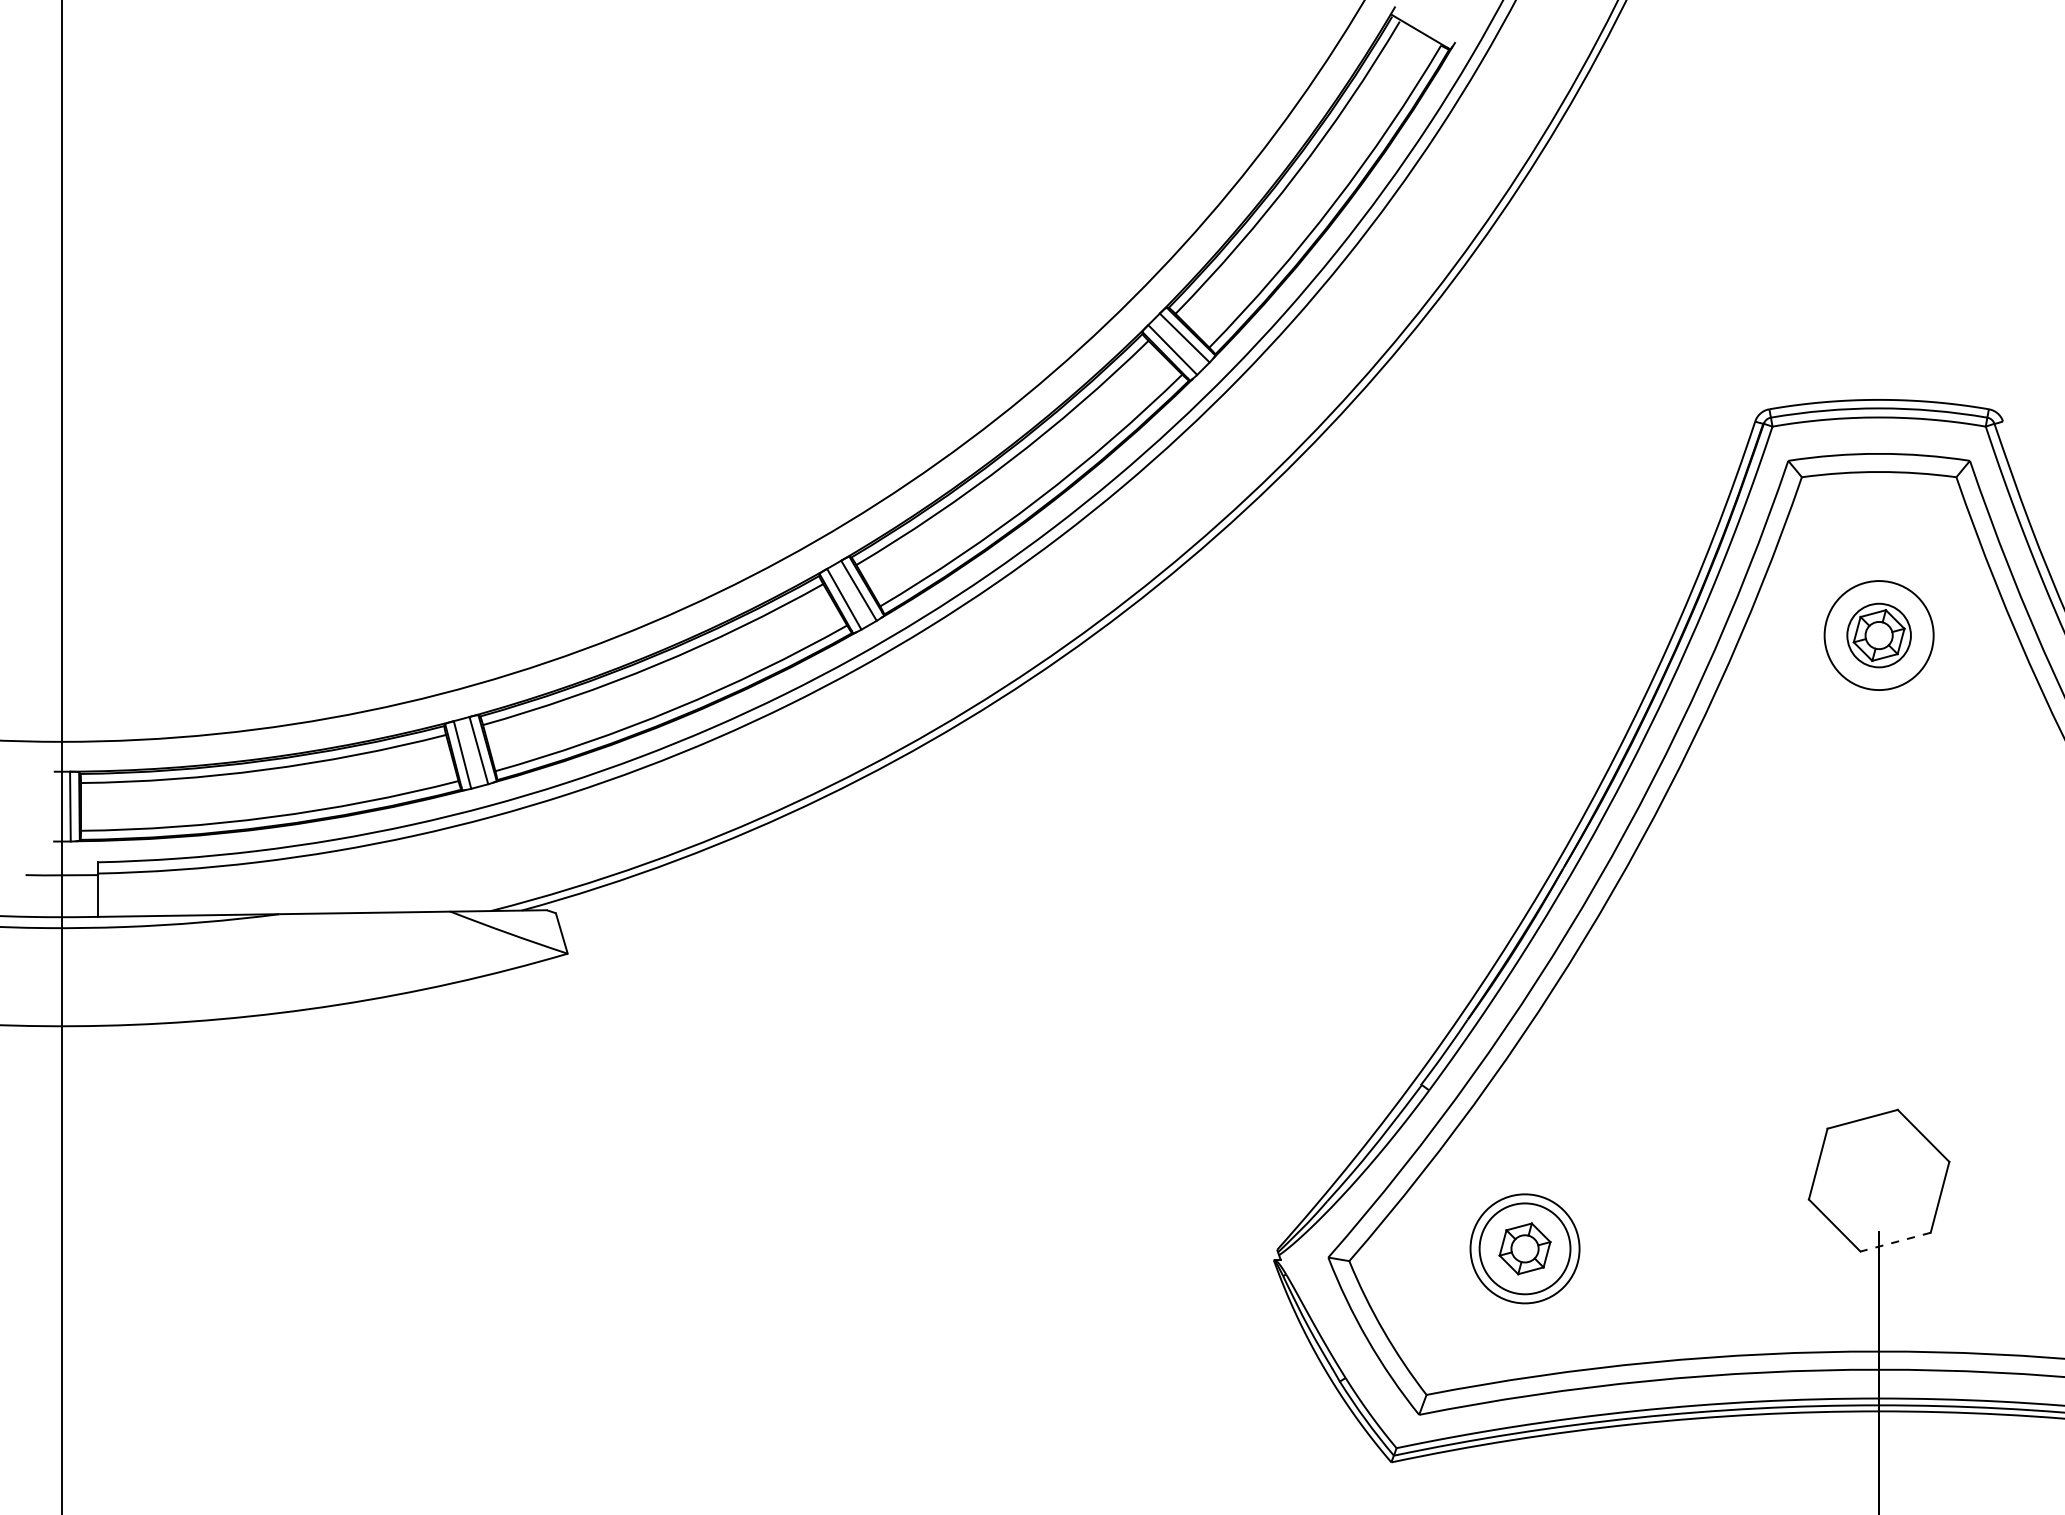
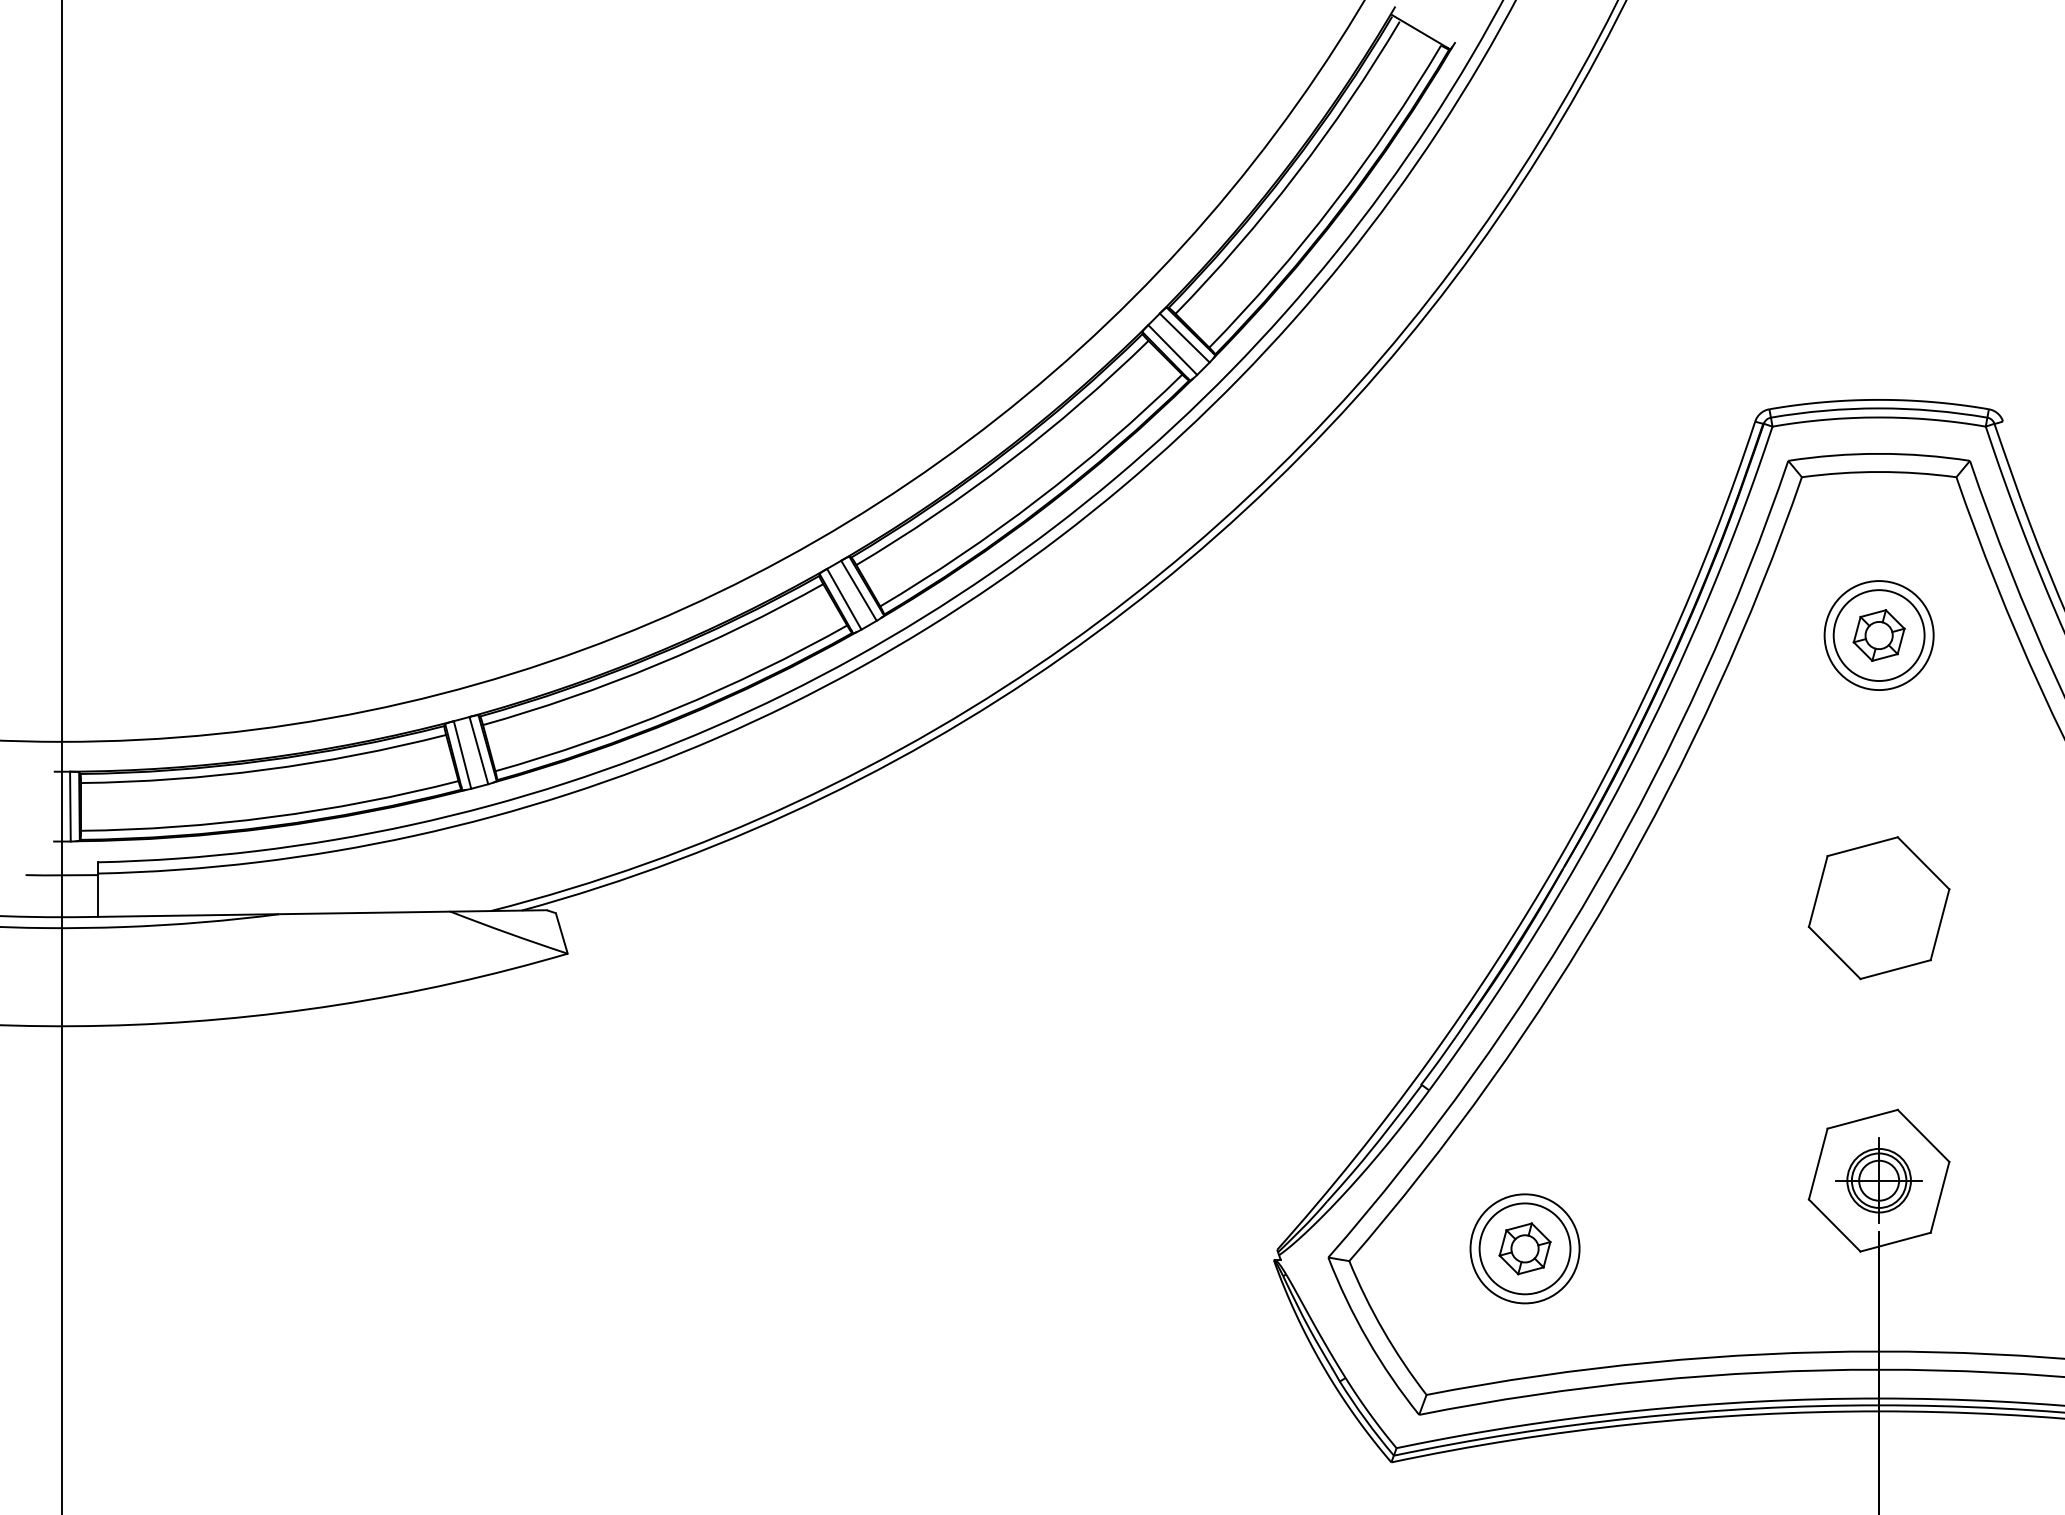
circle diameter: 64 px -> 91 px (1878, 635)
part: none -> present (1878, 908)
part: none -> present (1878, 1180)
line: dashed -> solid (1895, 1242)
